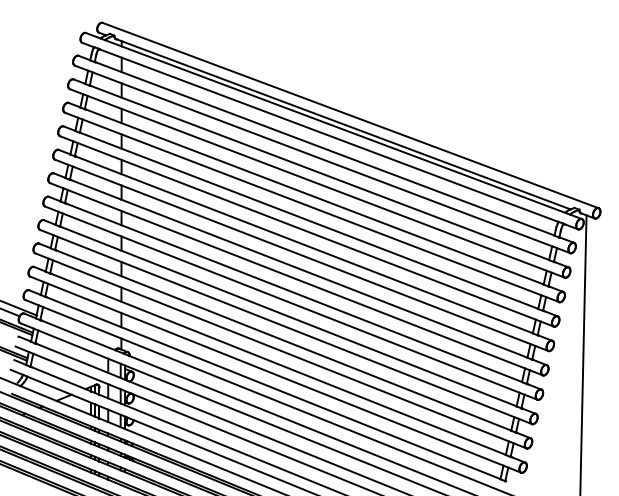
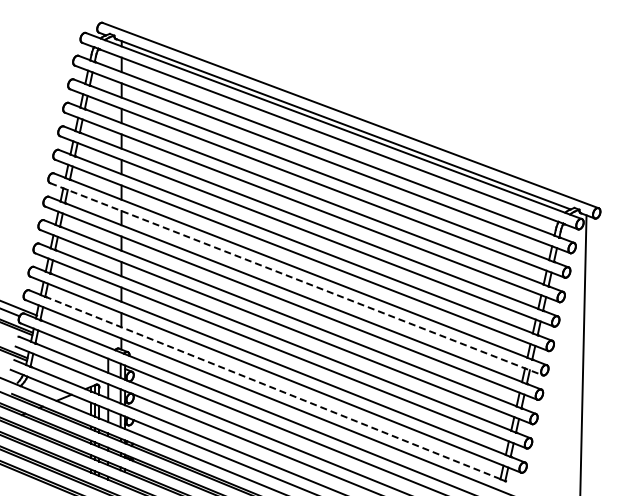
line: solid -> dashed (297, 279)
line: solid -> dashed (273, 388)
